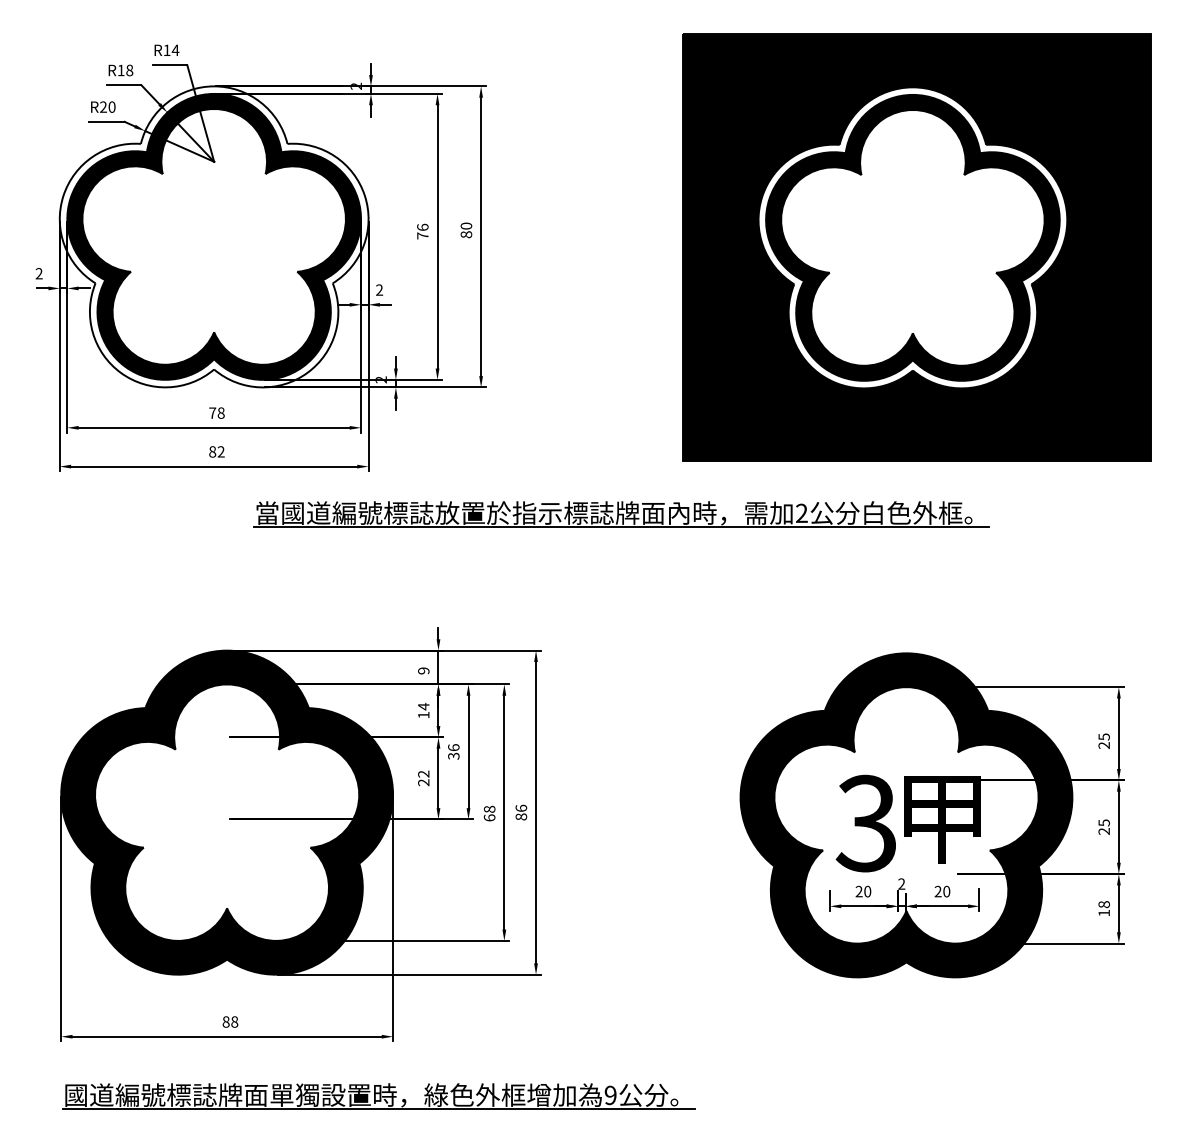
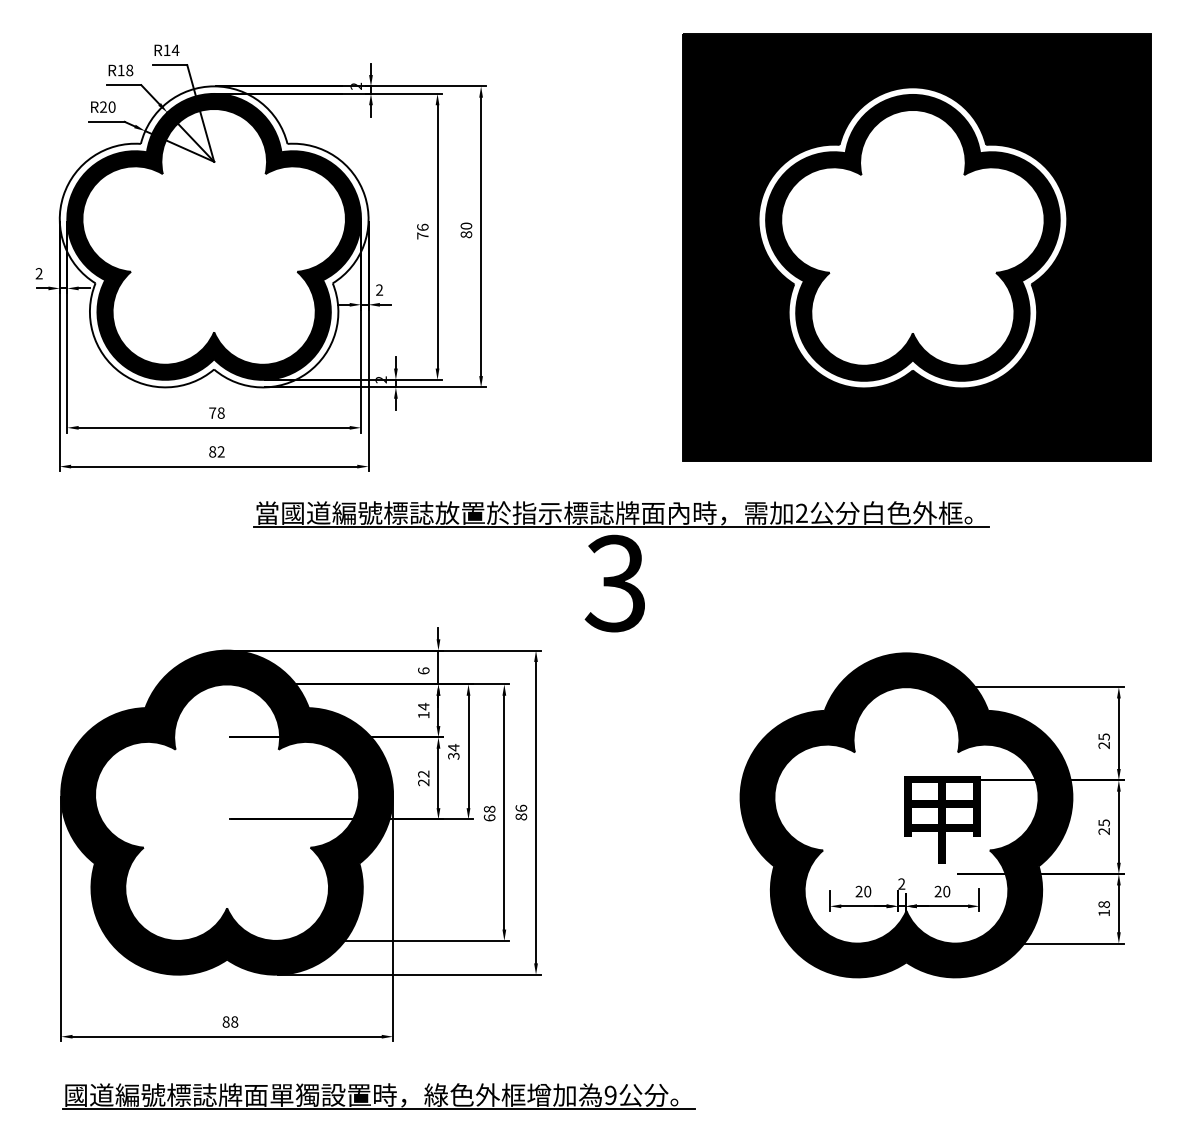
text: 9 -> 6 (423, 670)
text: 36 -> 34 (453, 747)
text position: (865, 823) -> (614, 583) (614, 583)
